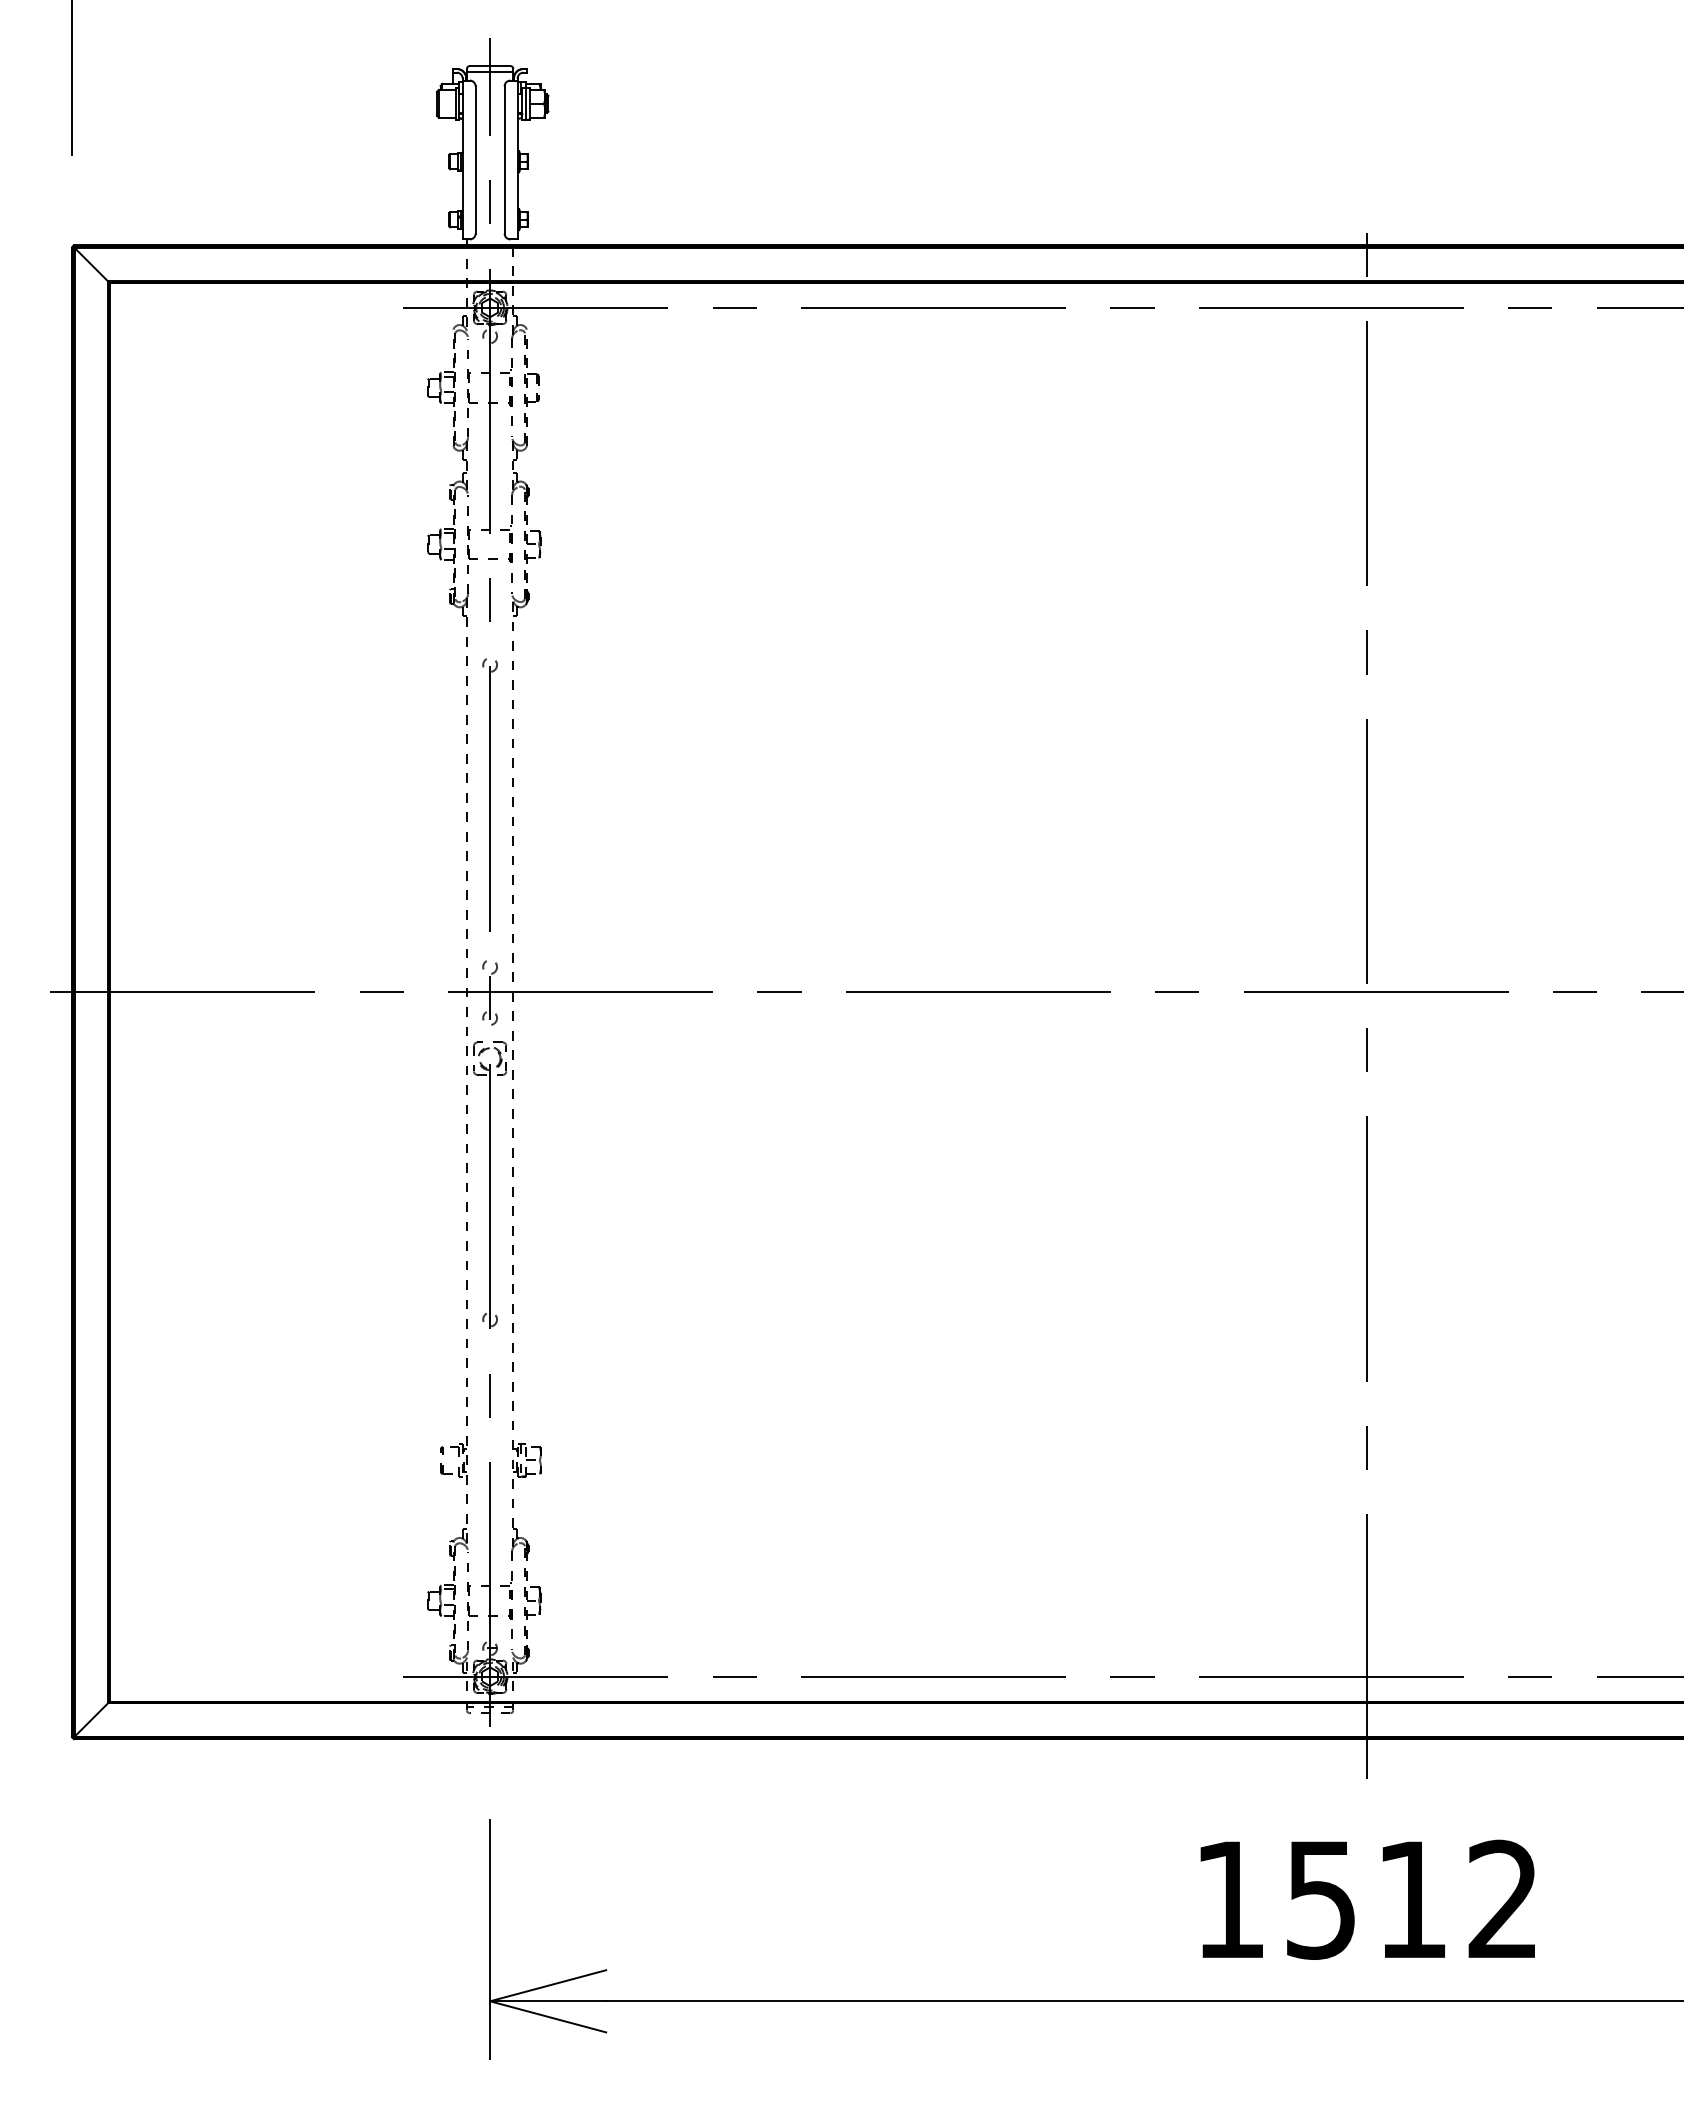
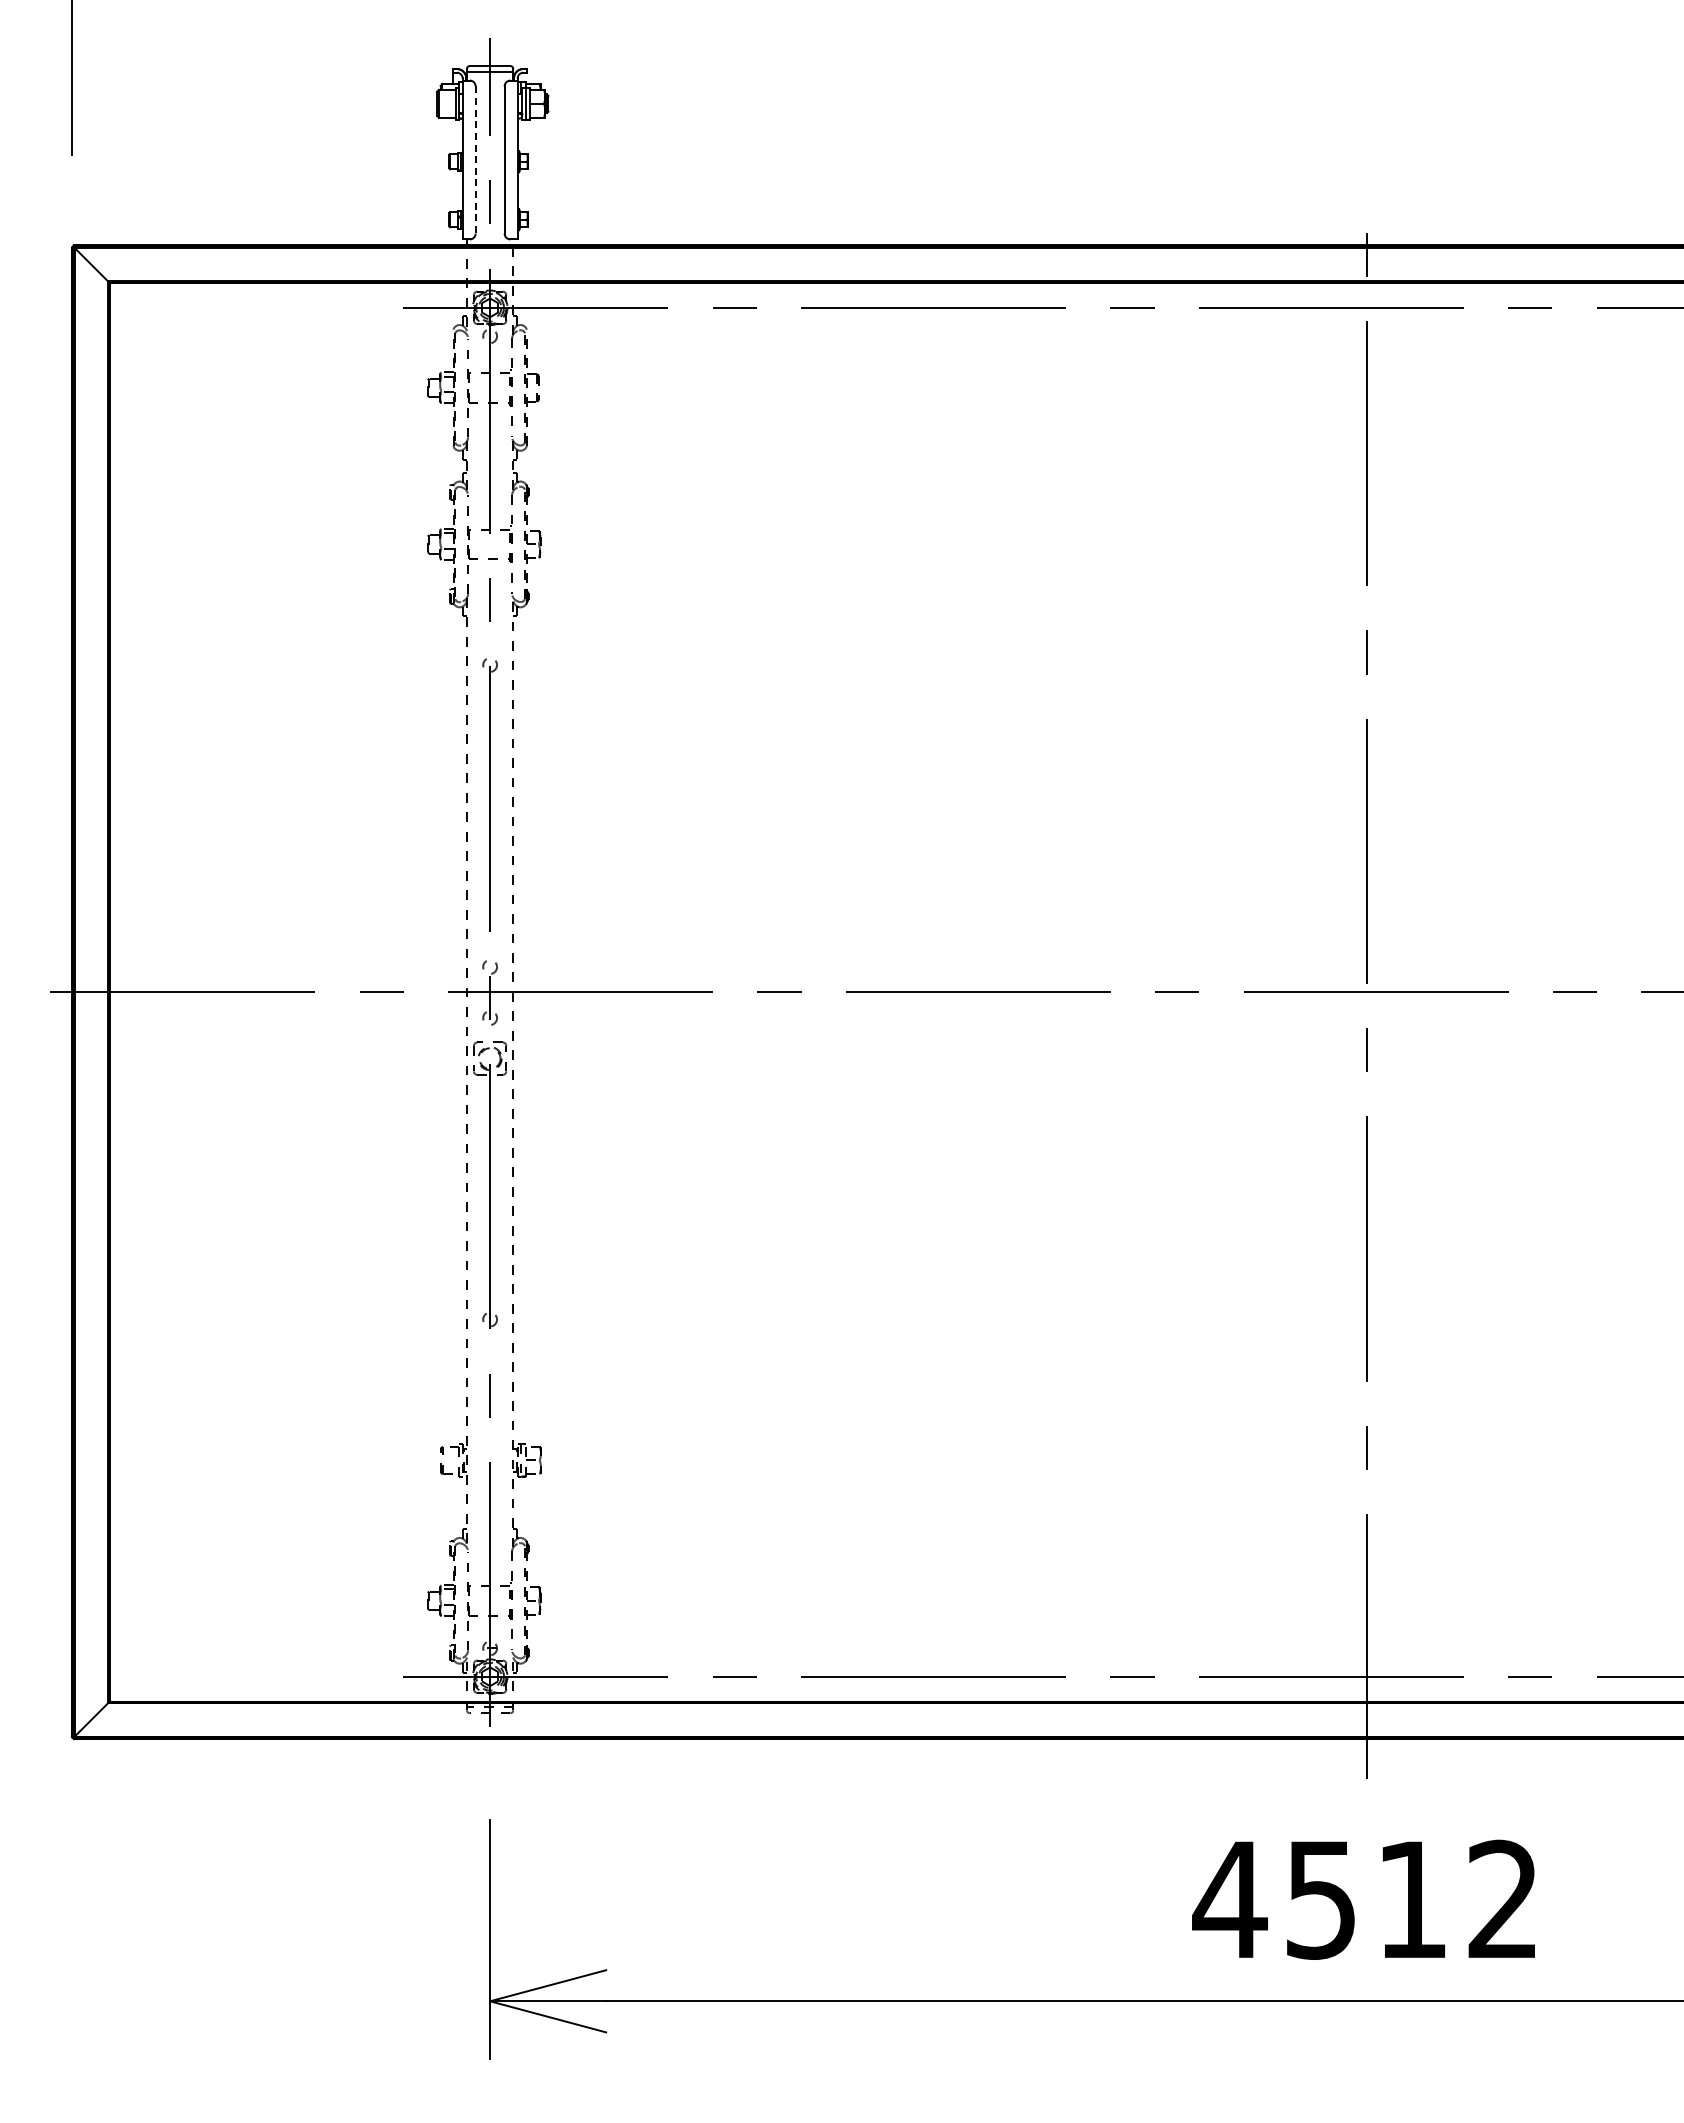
line: solid -> dashed (475, 160)
text: 1512 -> 4512 (1230, 1899)
